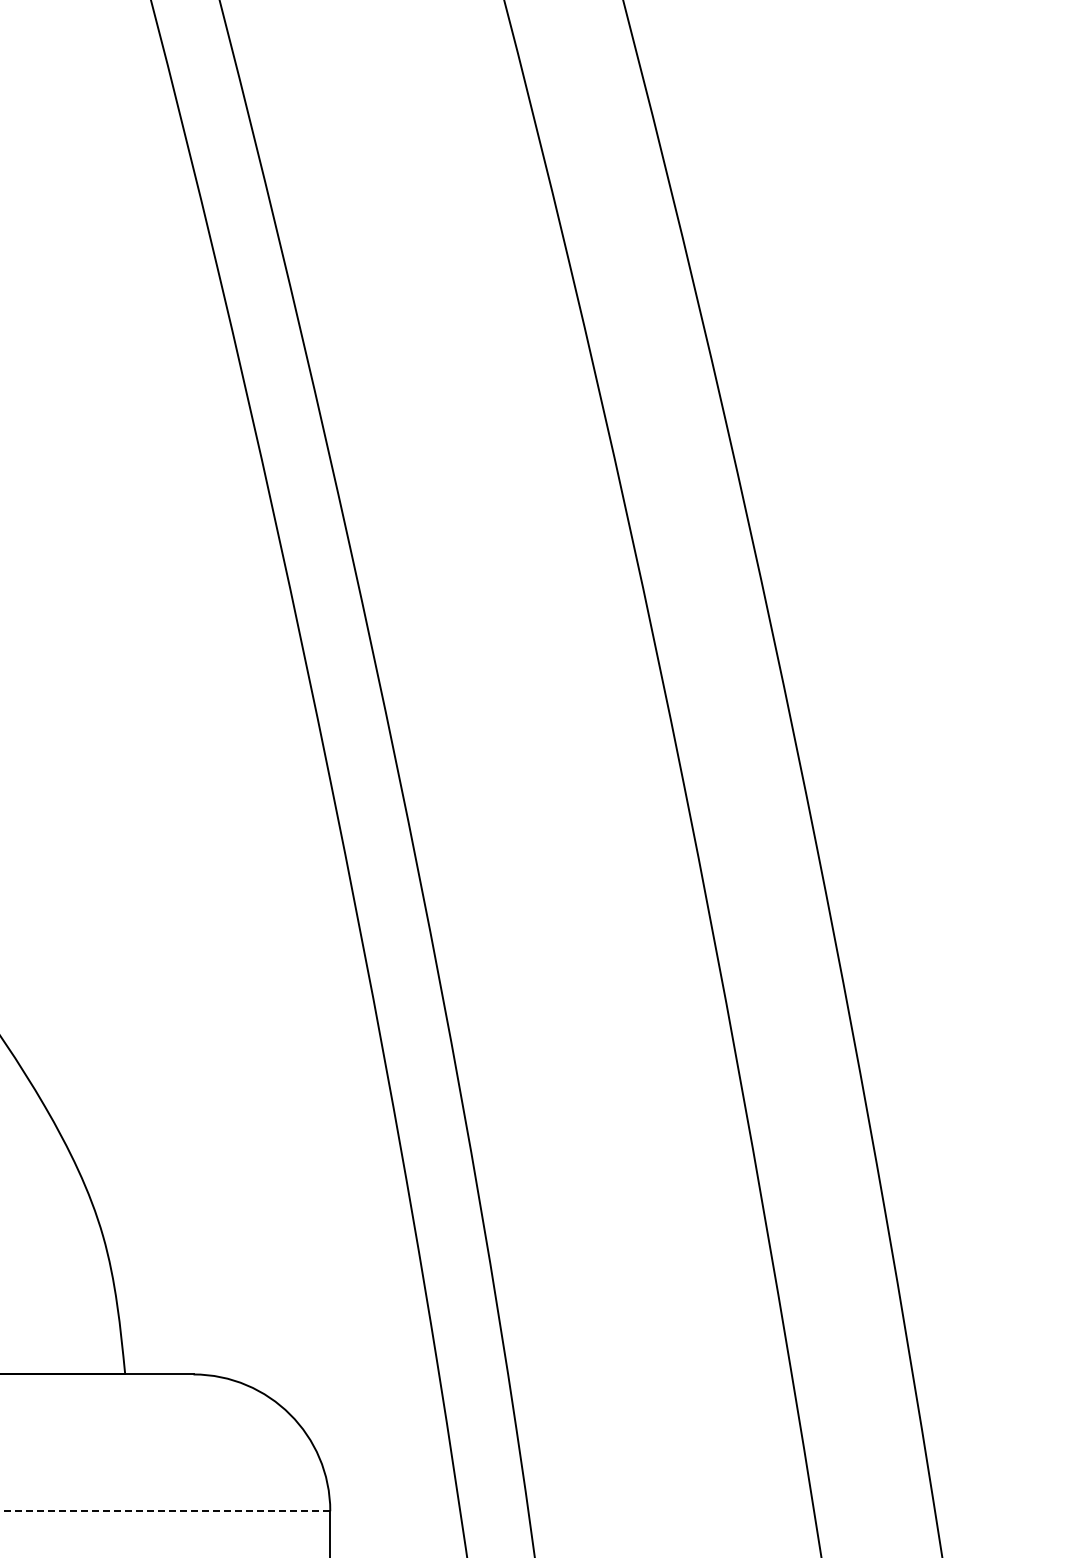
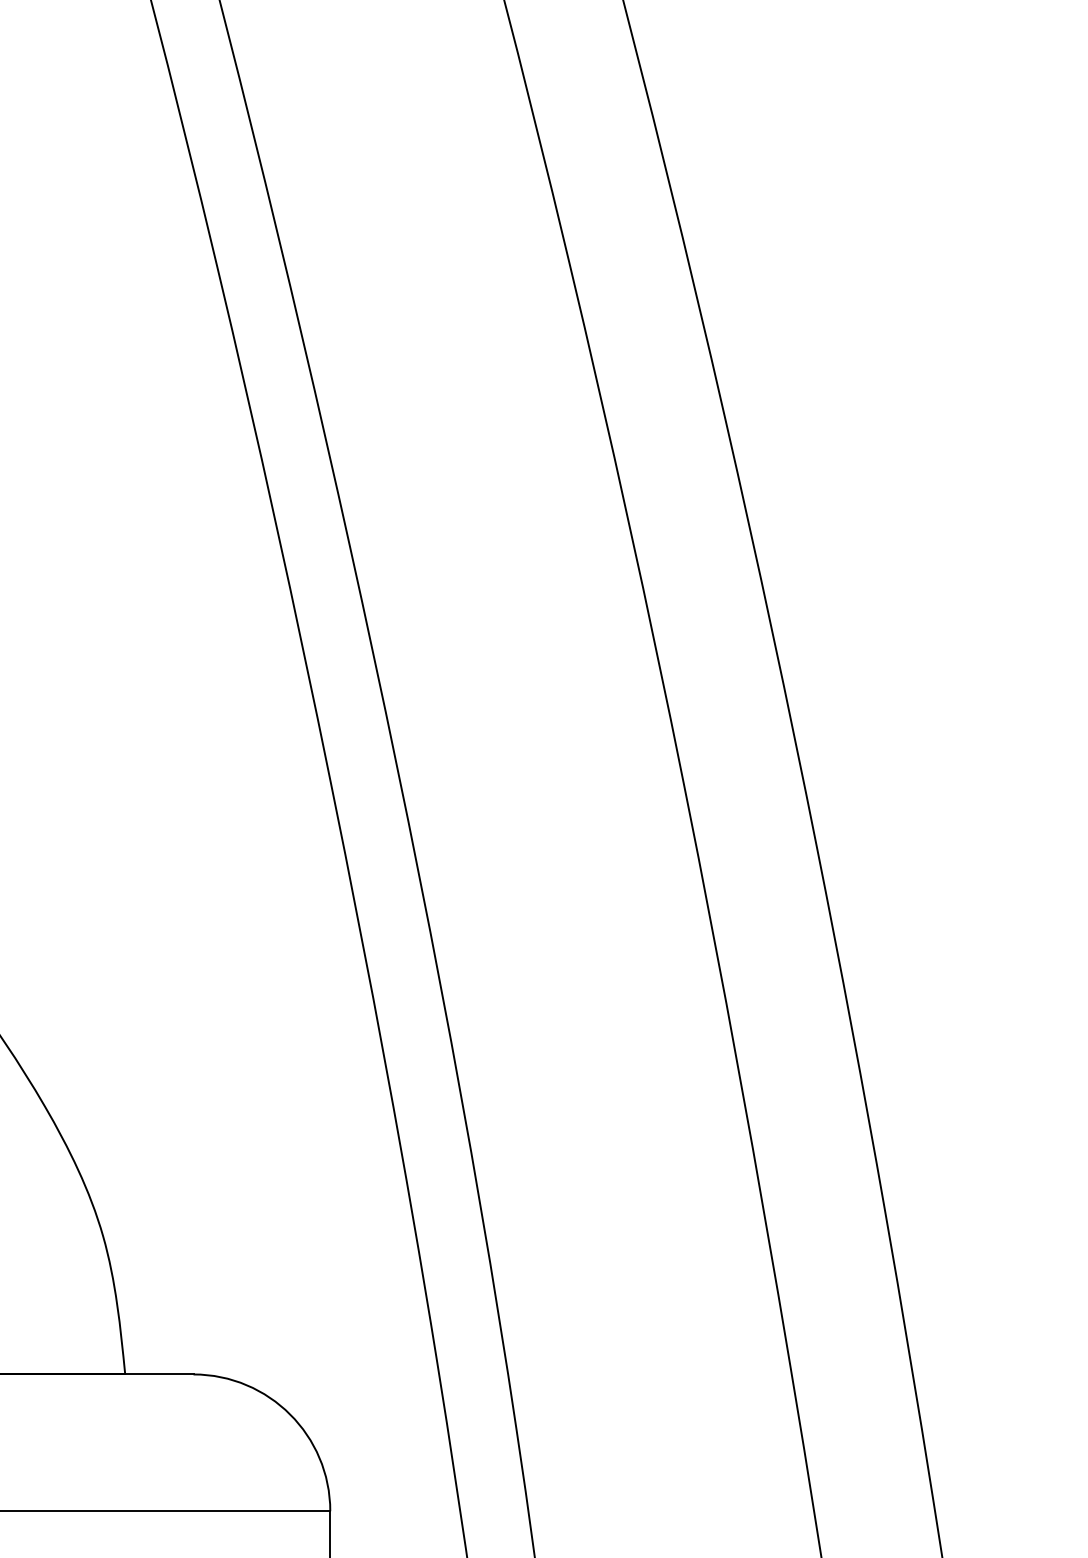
line: dashed -> solid (165, 1511)
